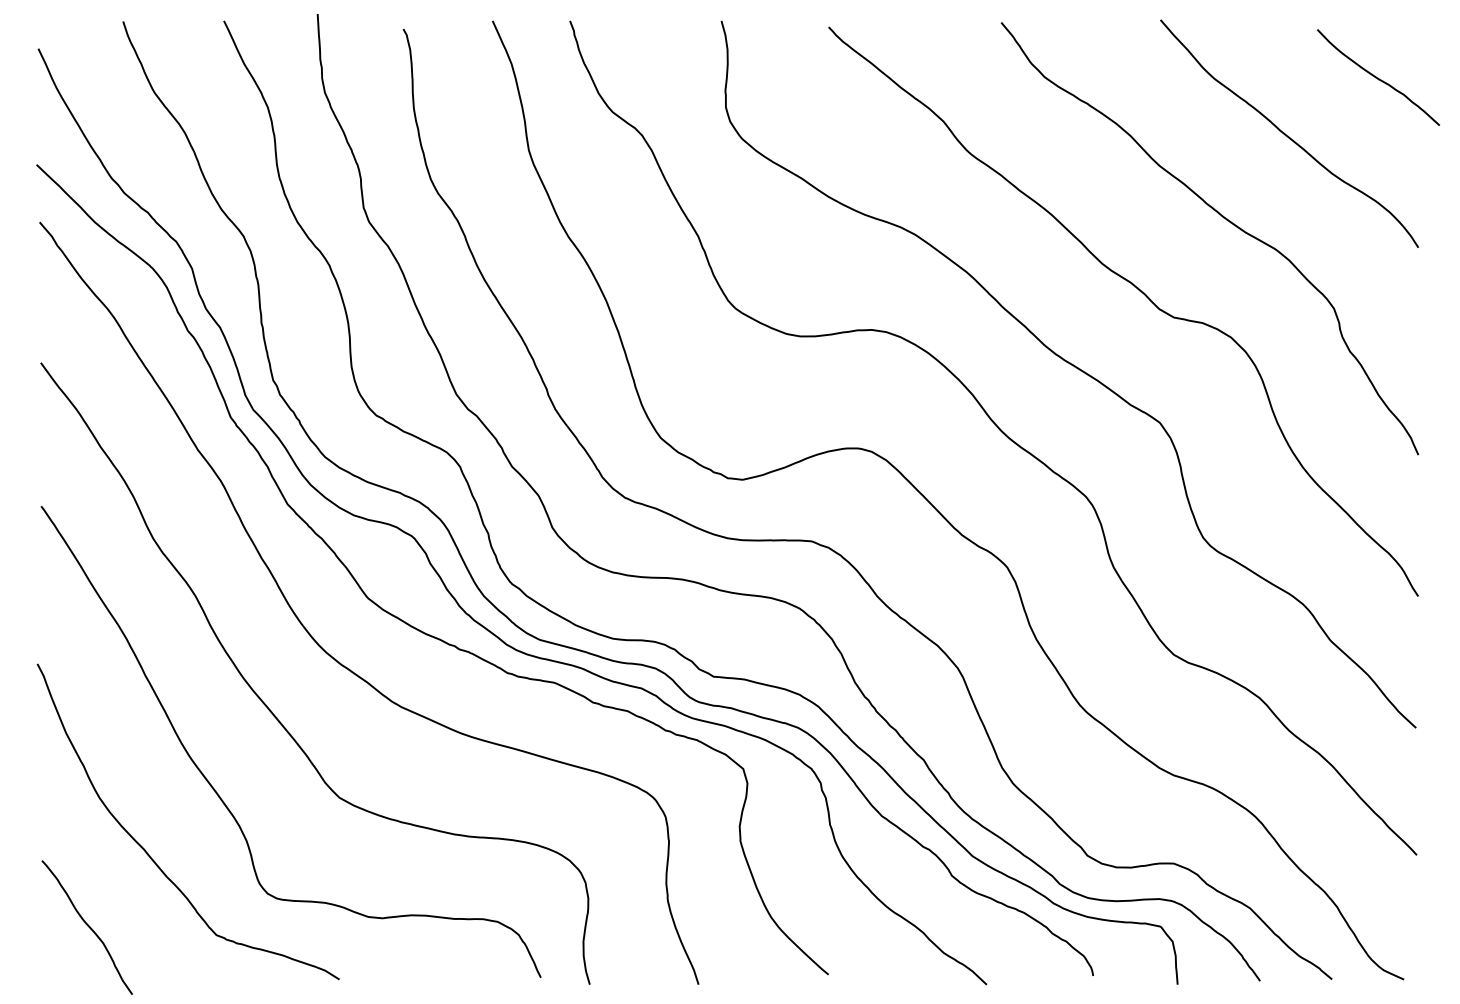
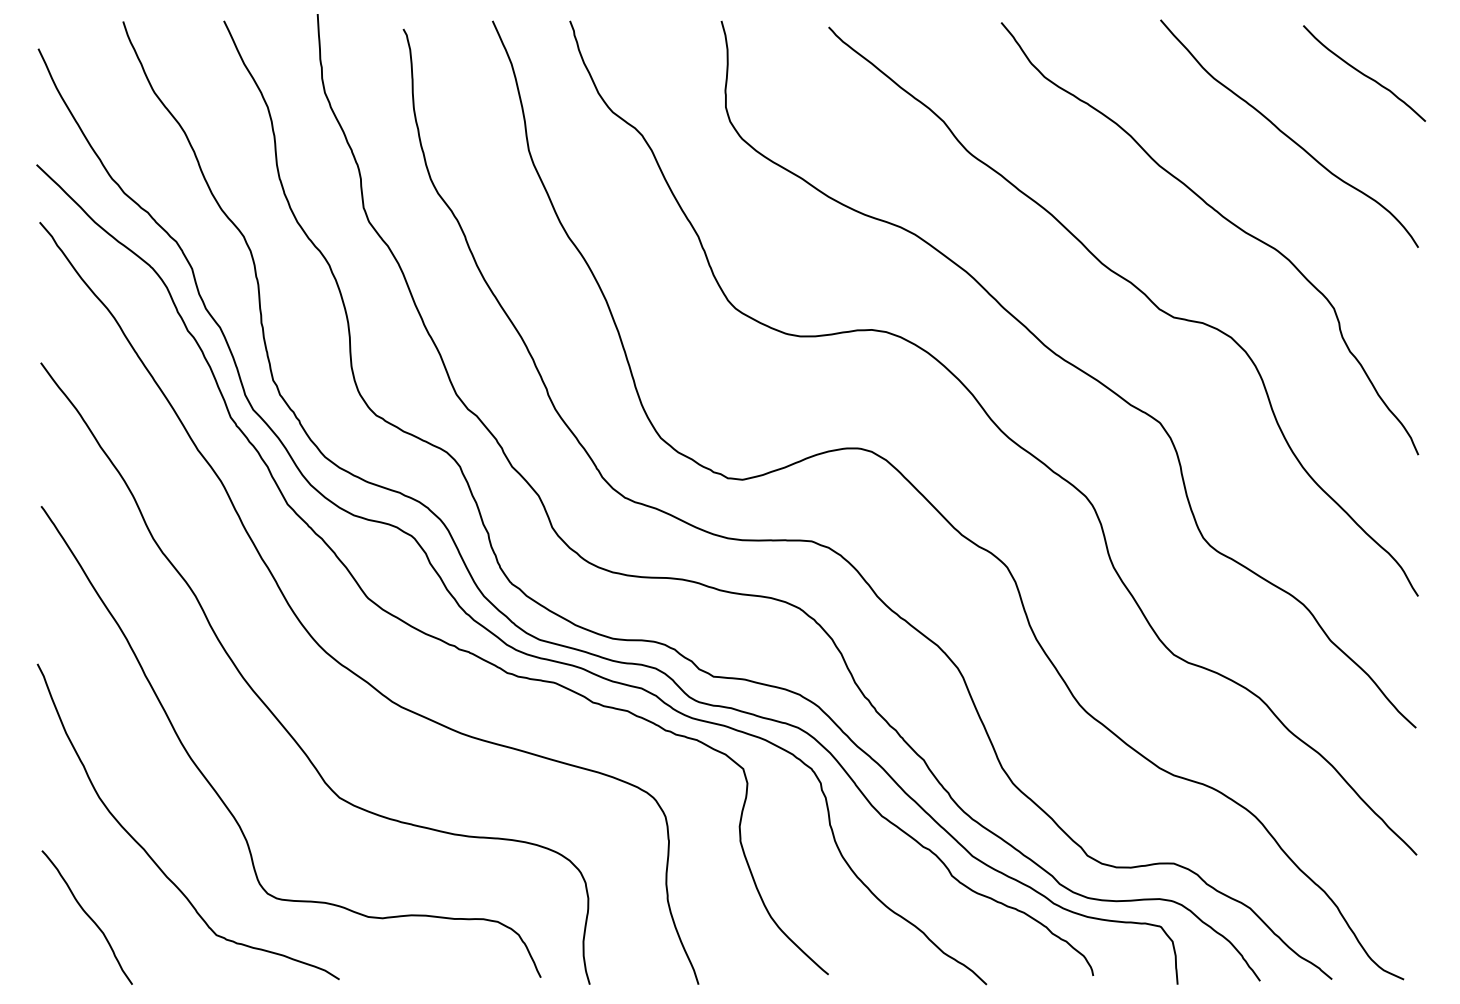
curve position: (1378, 77) -> (1364, 73) (1364, 73)
curve position: (87, 926) -> (87, 916) (87, 916)
